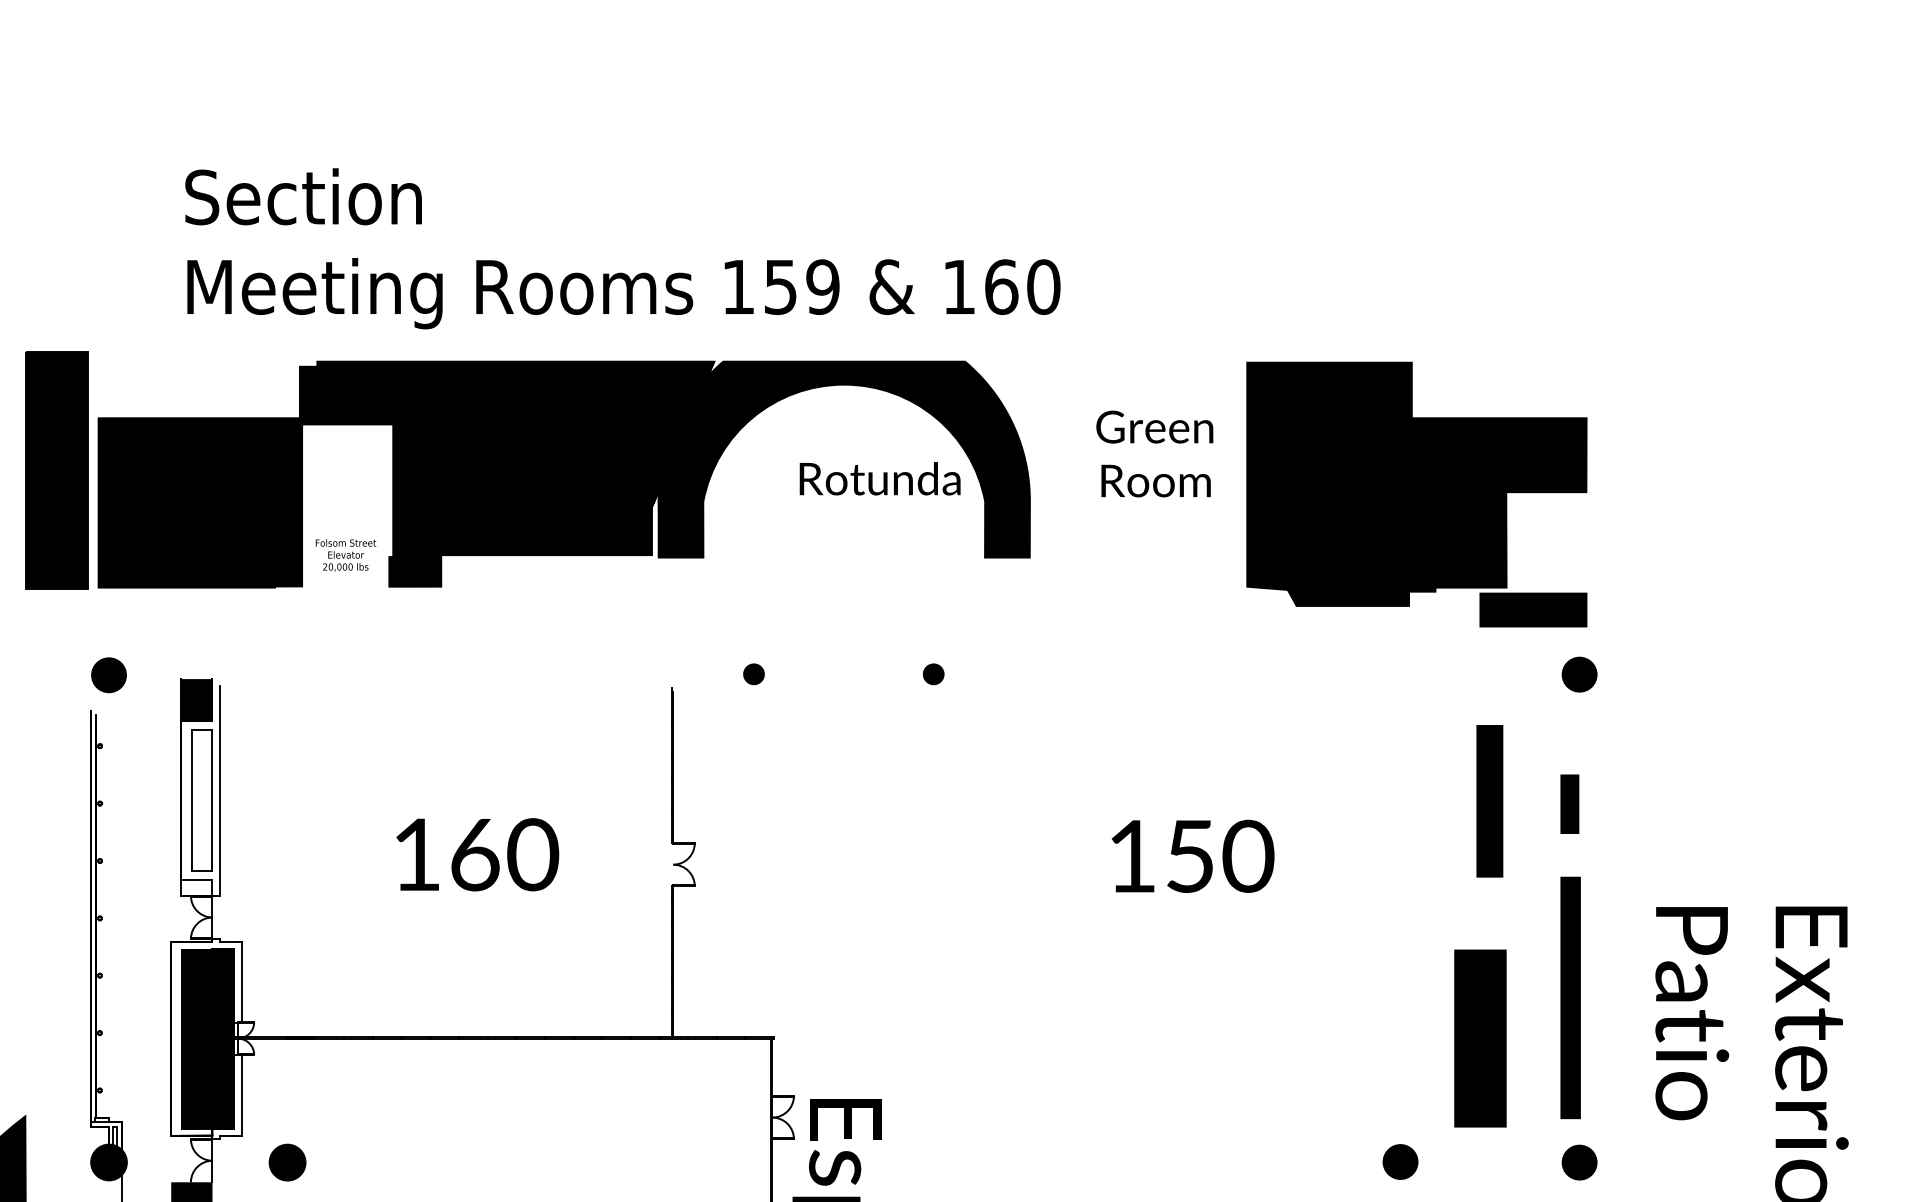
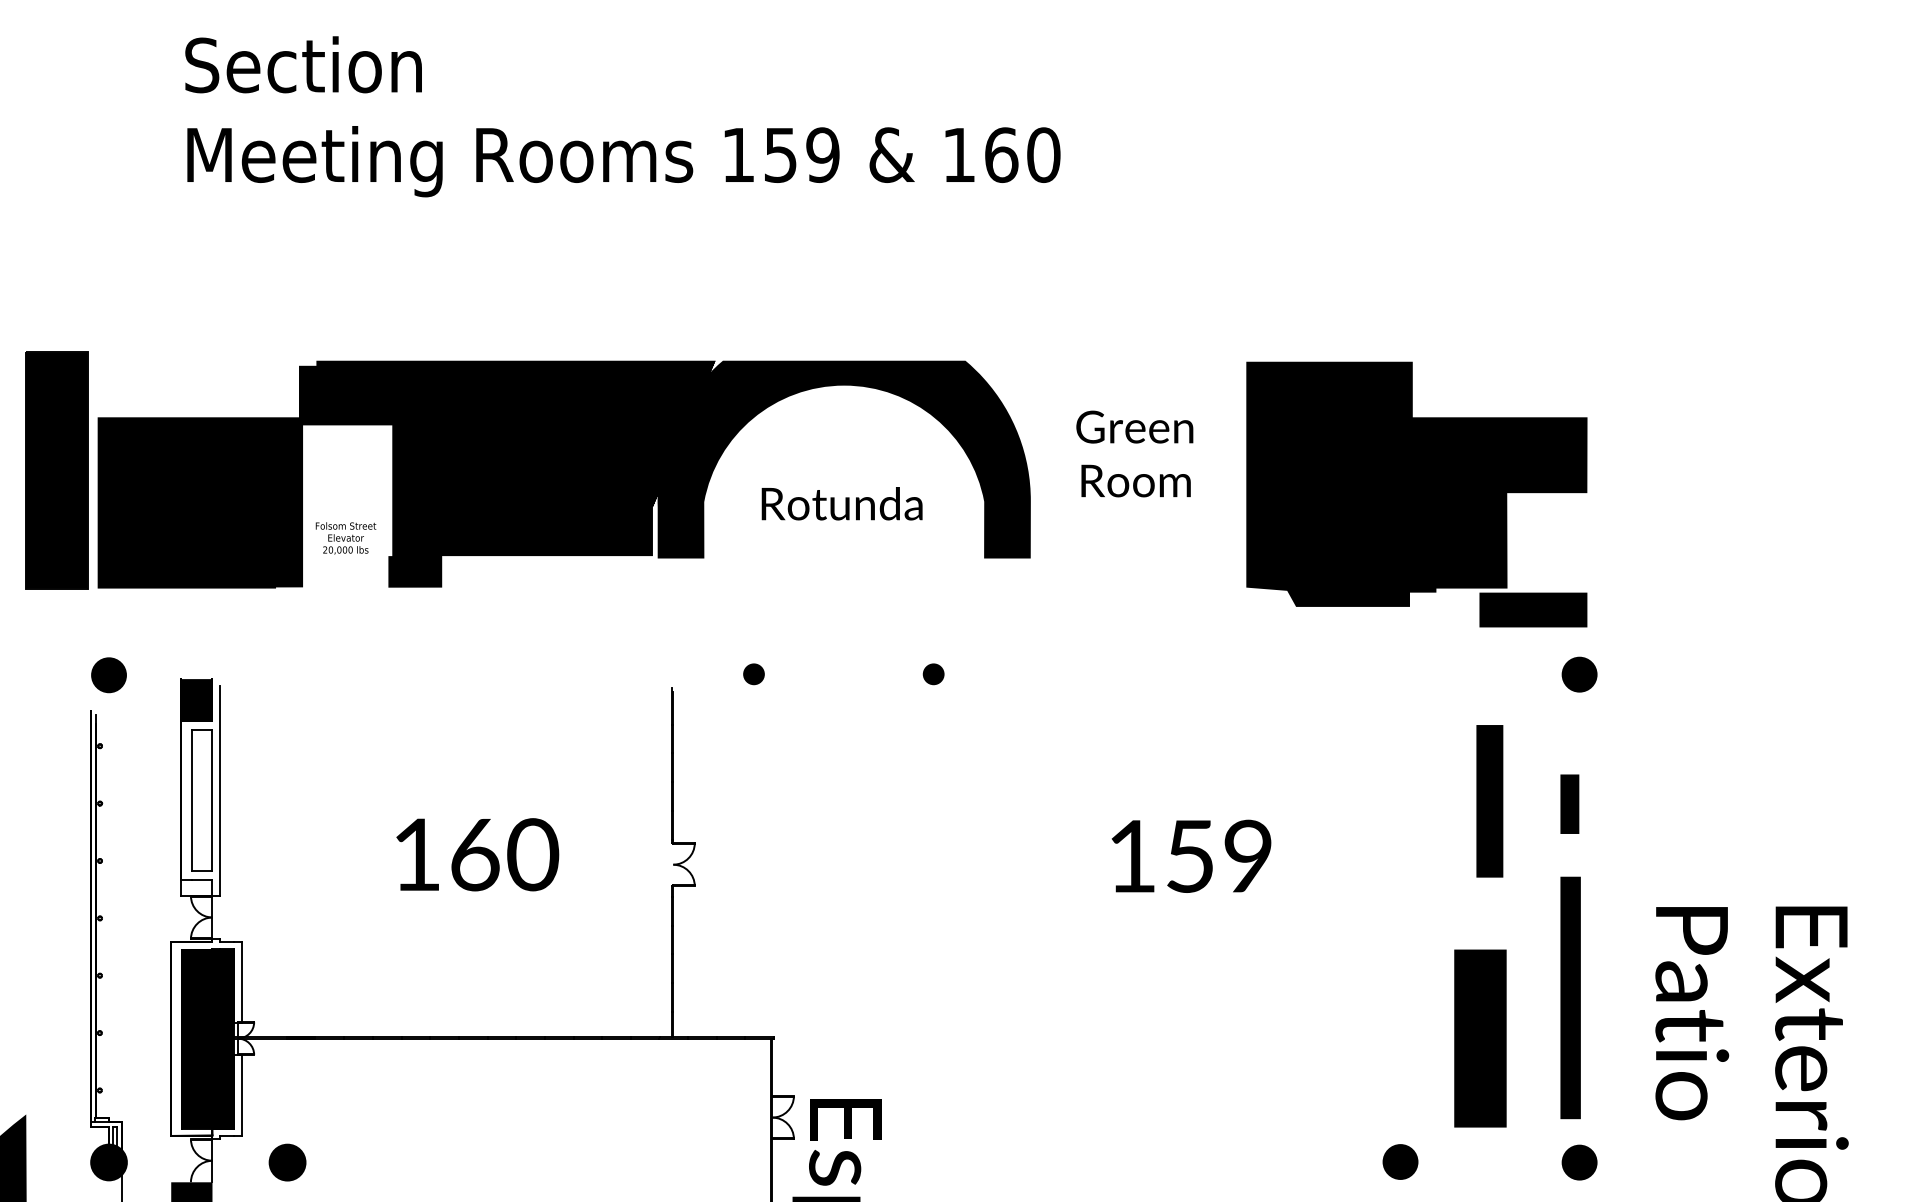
text position: (622, 248) -> (622, 116) (622, 116)
text position: (1154, 453) -> (1134, 453) (1134, 453)
text position: (879, 478) -> (841, 503) (841, 503)
text position: (345, 555) -> (345, 538) (345, 538)
text: 150 -> 159 (1248, 856)
